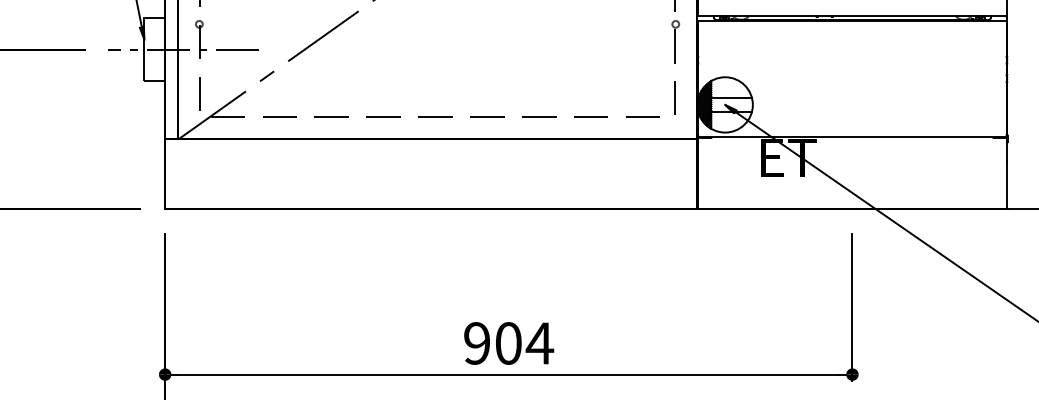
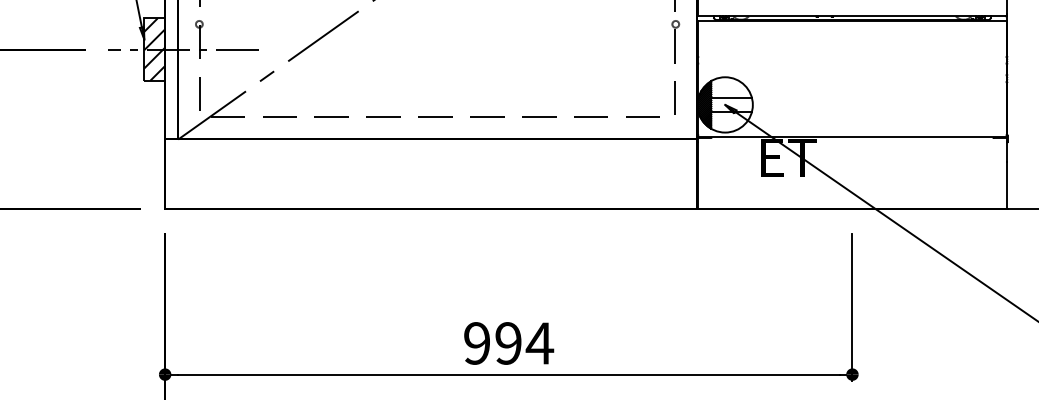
hatch: none -> present (154, 49)
text: 904 -> 994 (508, 343)
